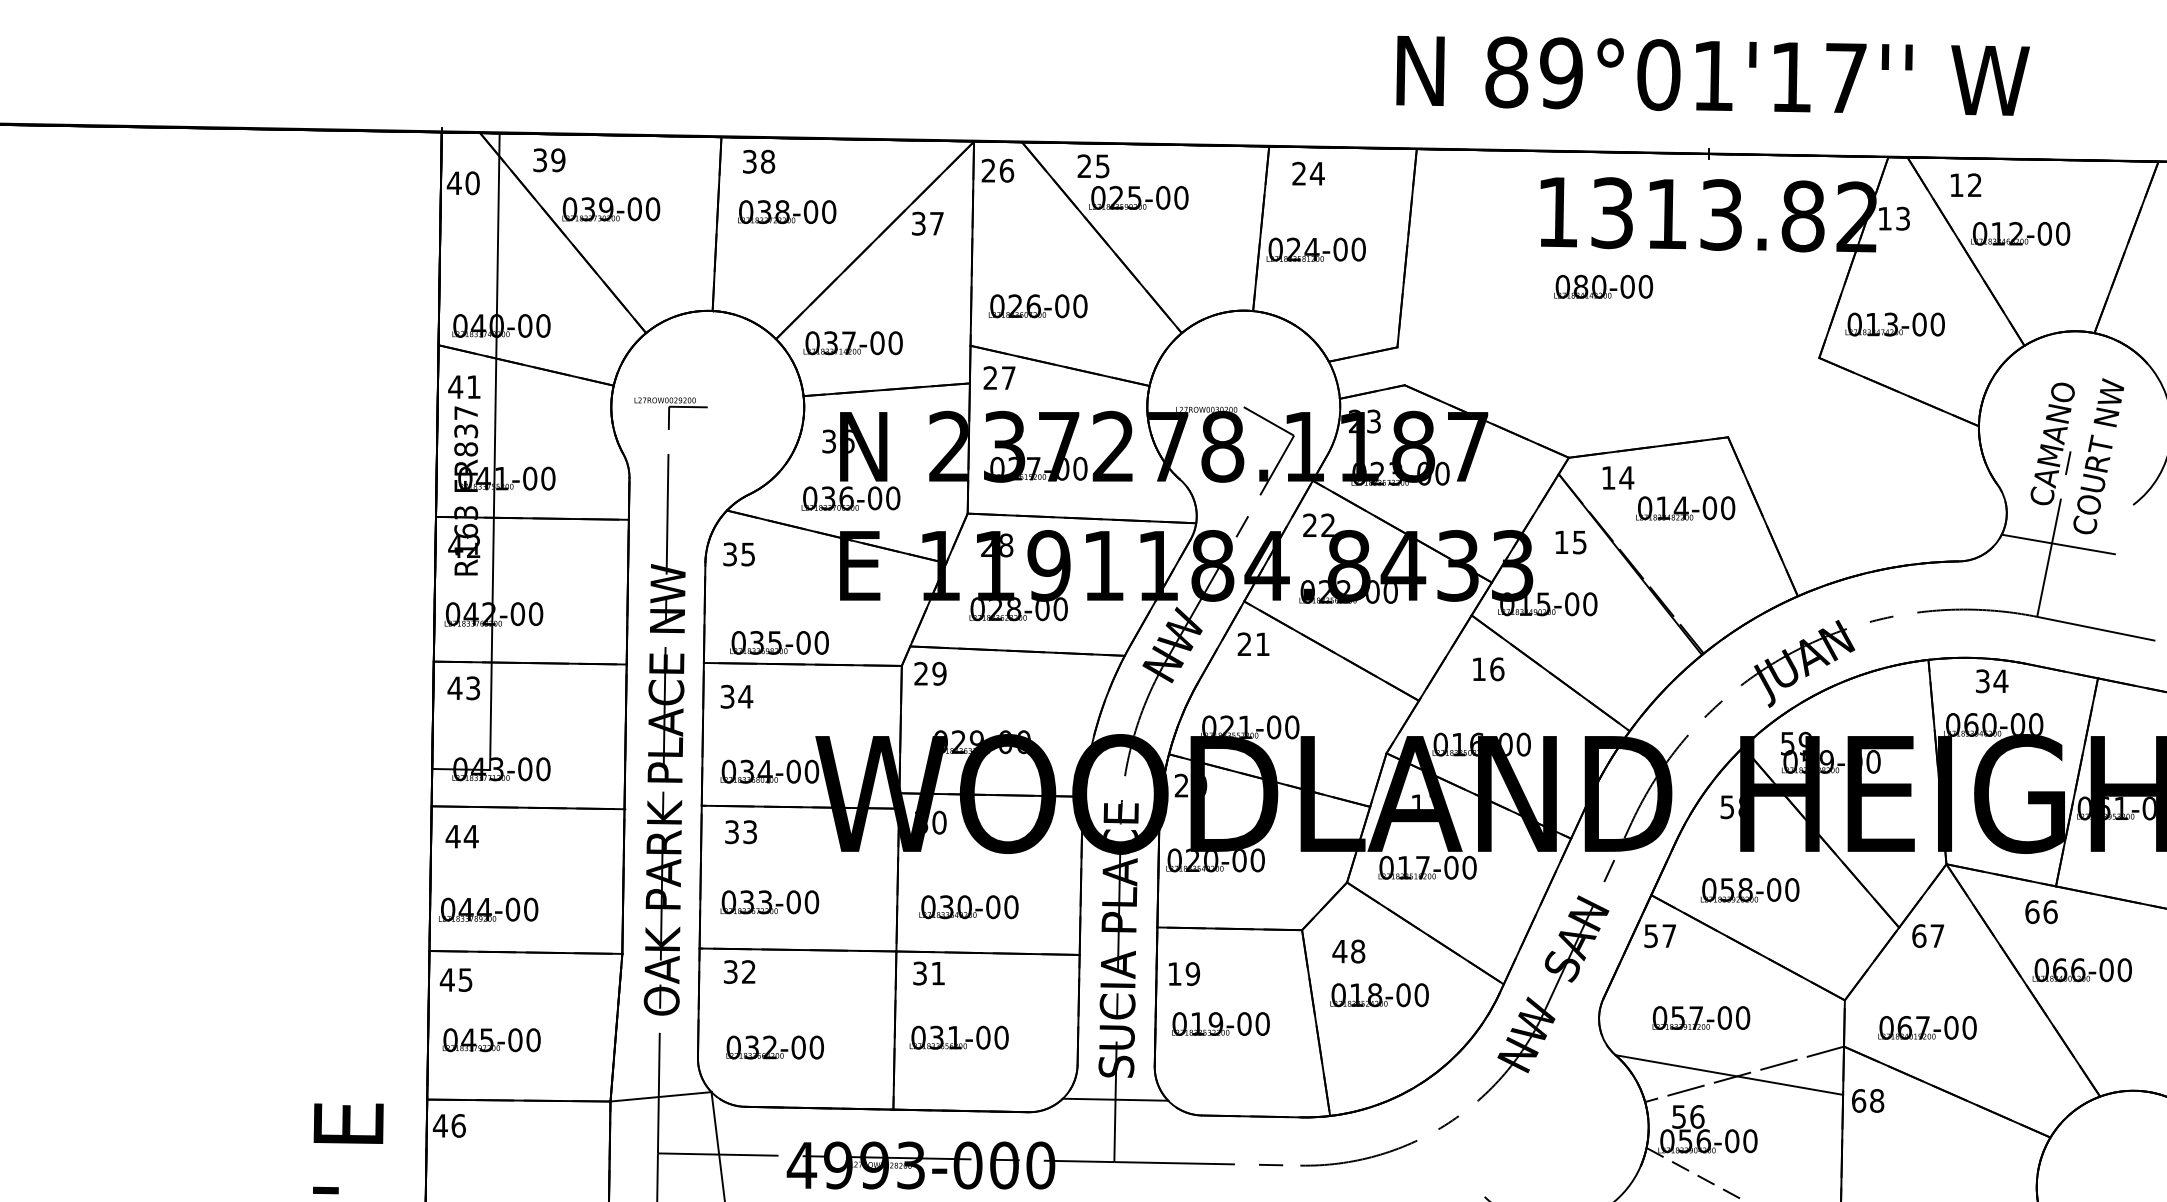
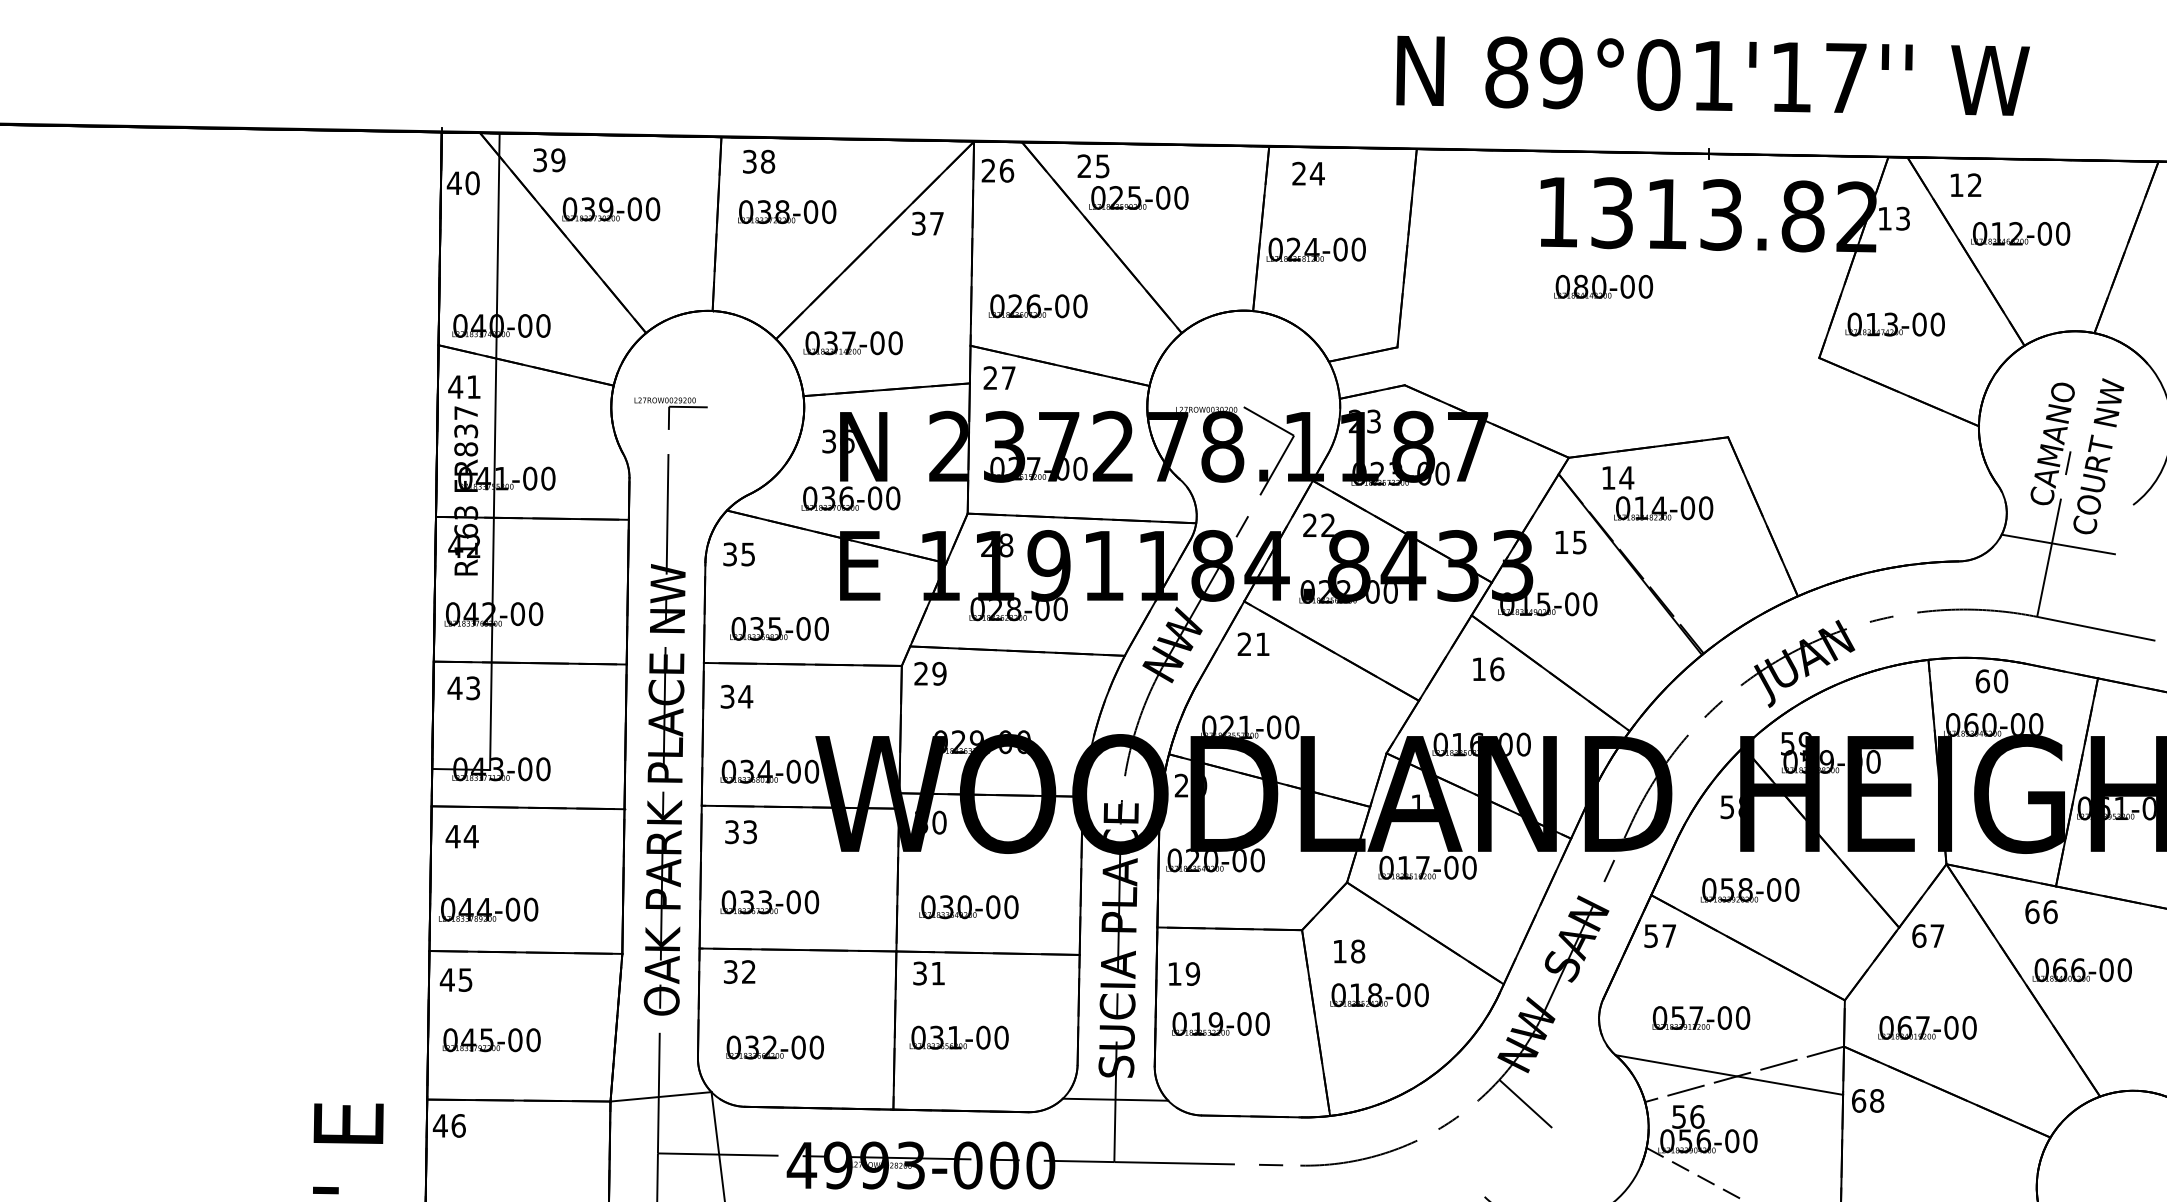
text position: (1685, 508) -> (1663, 508) (1663, 508)
text position: (779, 642) -> (779, 628) (779, 628)
text: 34 -> 60 (1991, 681)
text: 48 -> 18 (1339, 951)
line: none -> present (1525, 1103)
